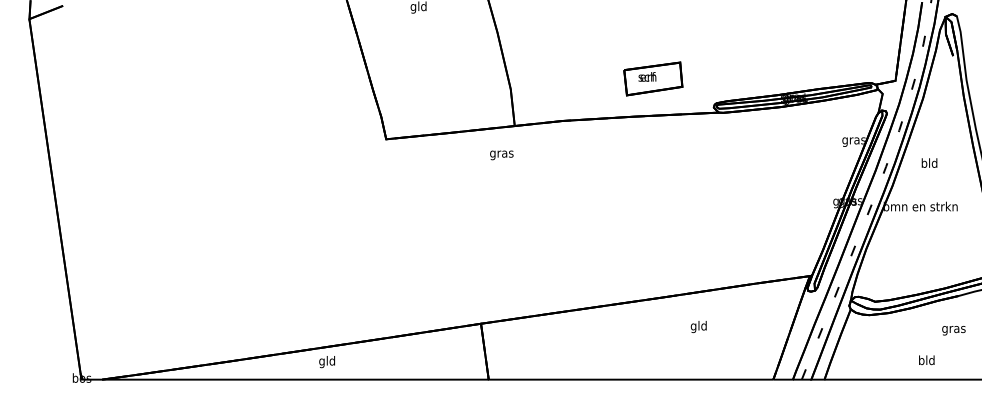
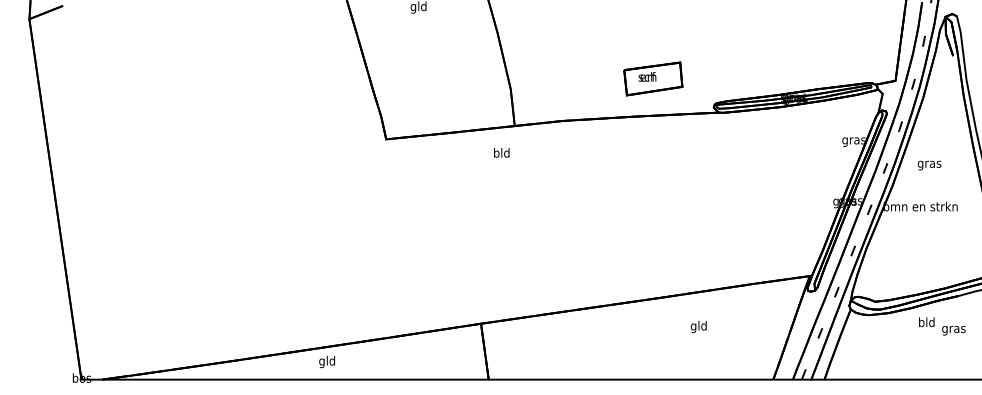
text: gras -> bld (501, 154)
text: bld -> gras (929, 164)
text position: (926, 360) -> (926, 322) (926, 322)
